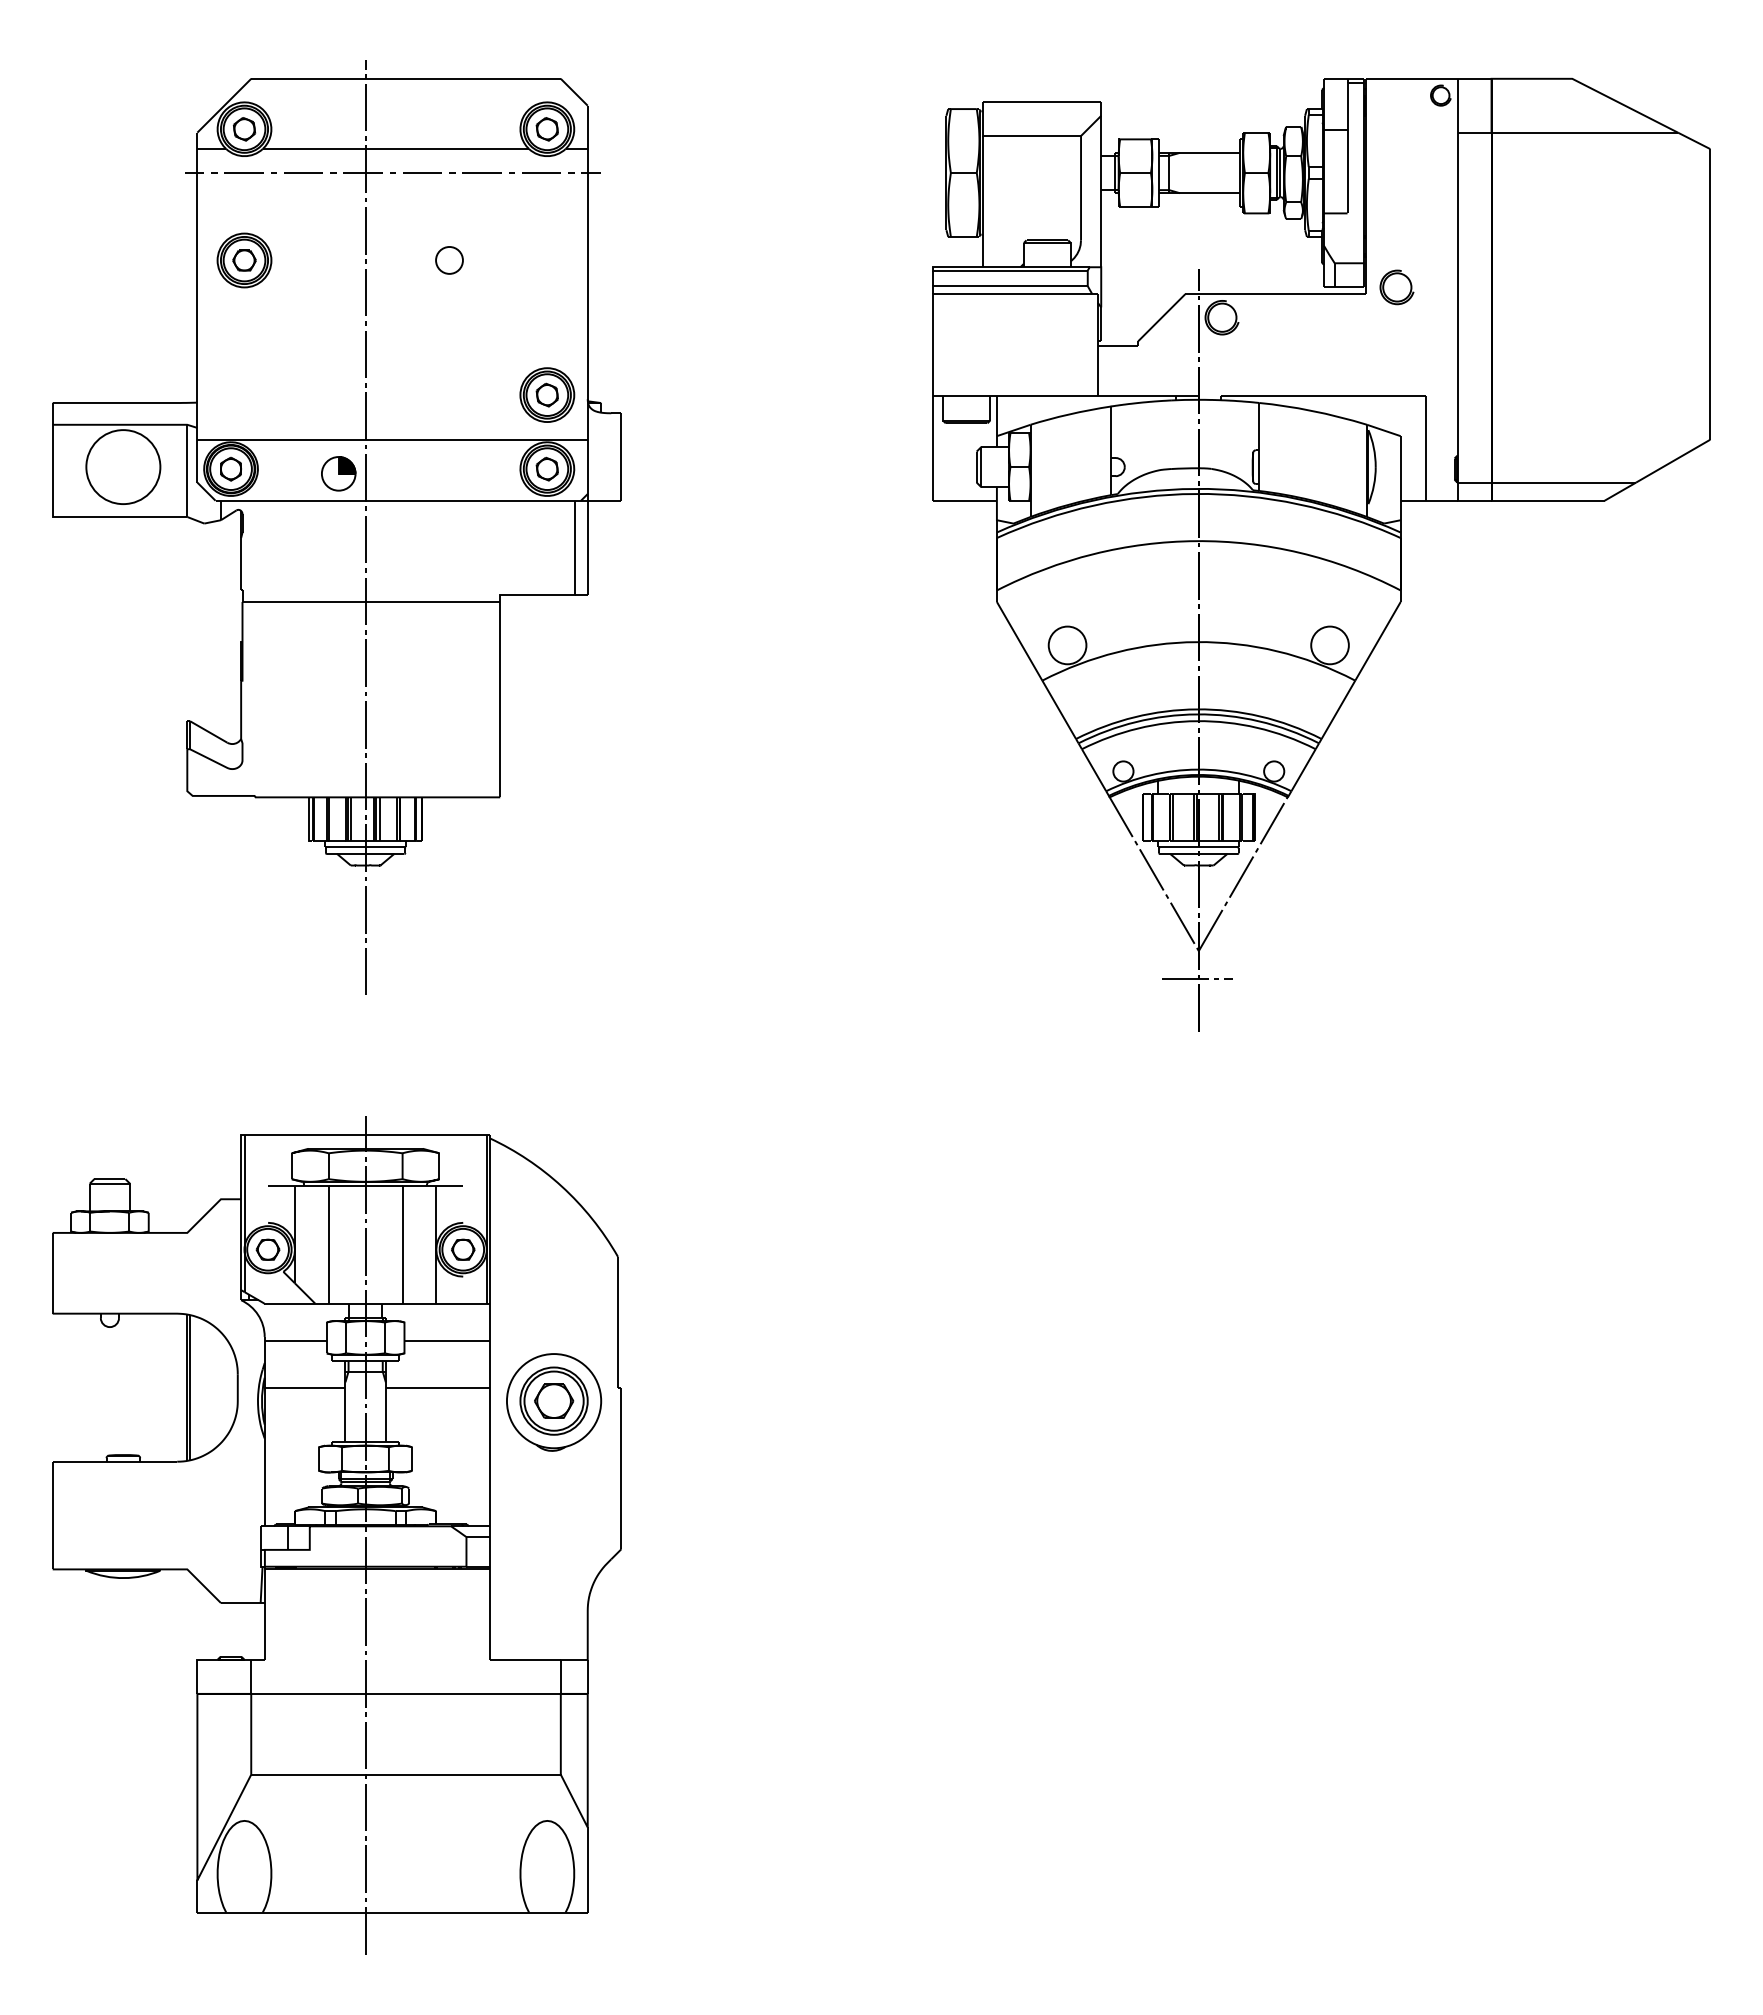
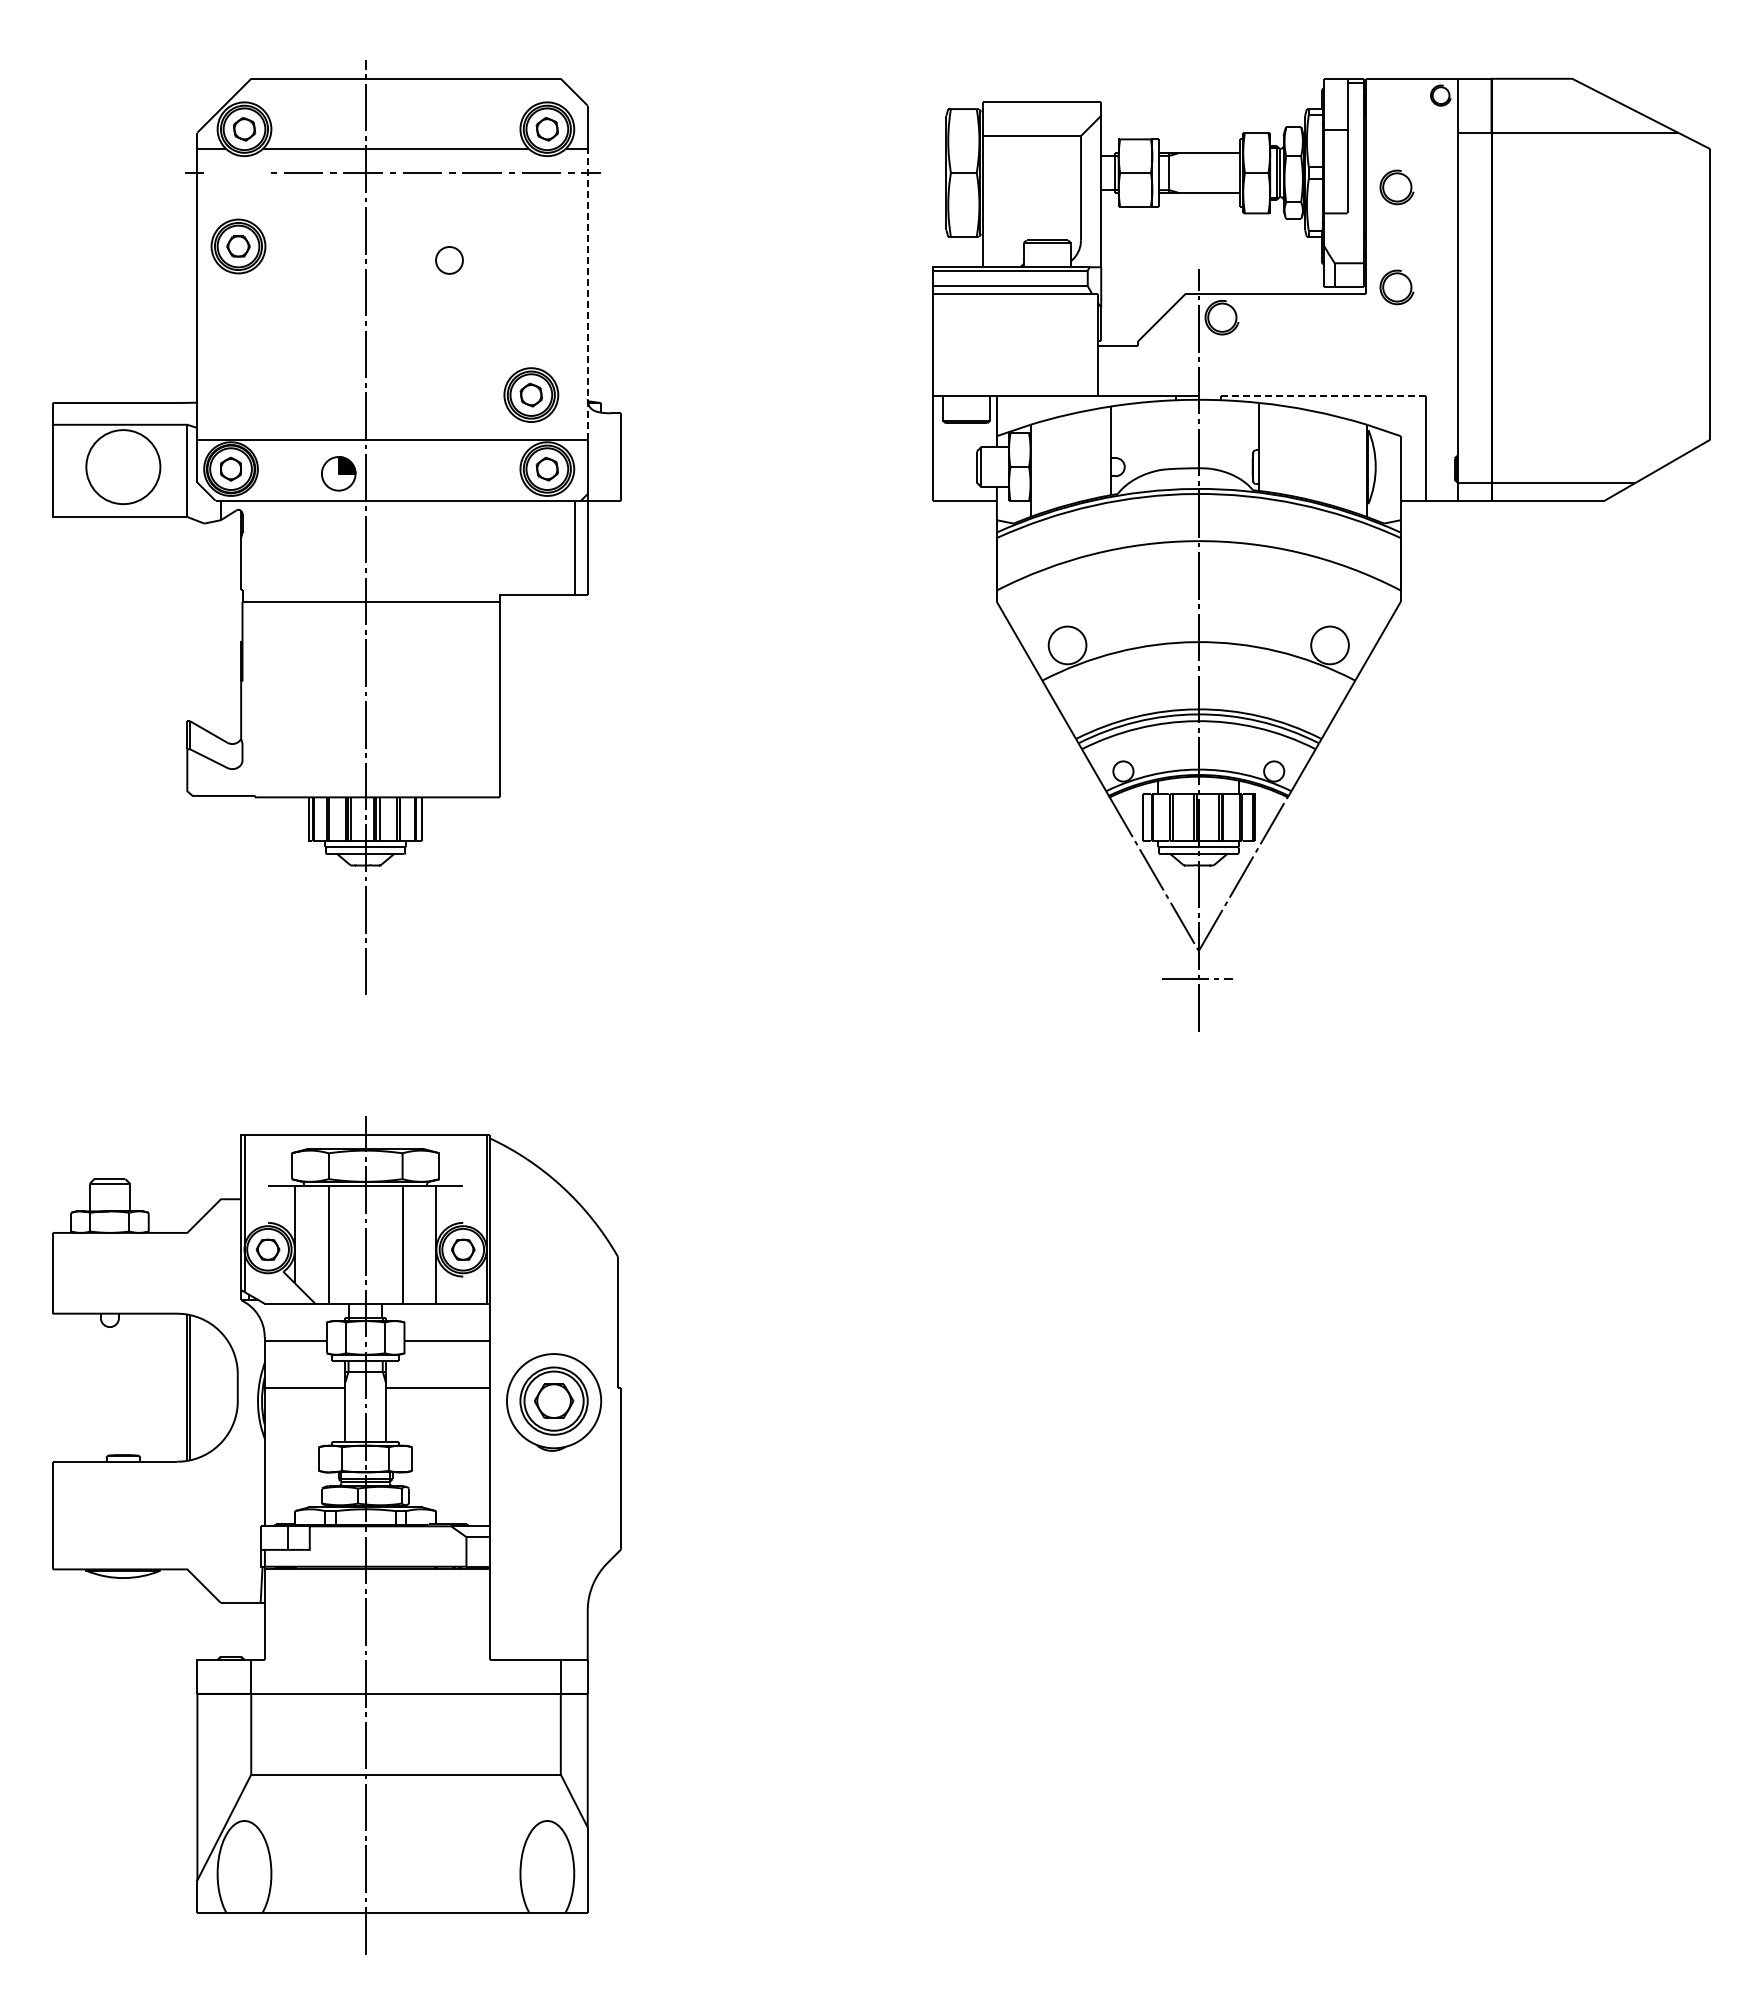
line: present -> none (237, 172)
part: none -> present (1396, 187)
part position: (244, 260) -> (238, 246) (238, 246)
line: solid -> dashed (587, 293)
part position: (547, 394) -> (531, 394) (531, 394)
line: solid -> dashed (1323, 396)
